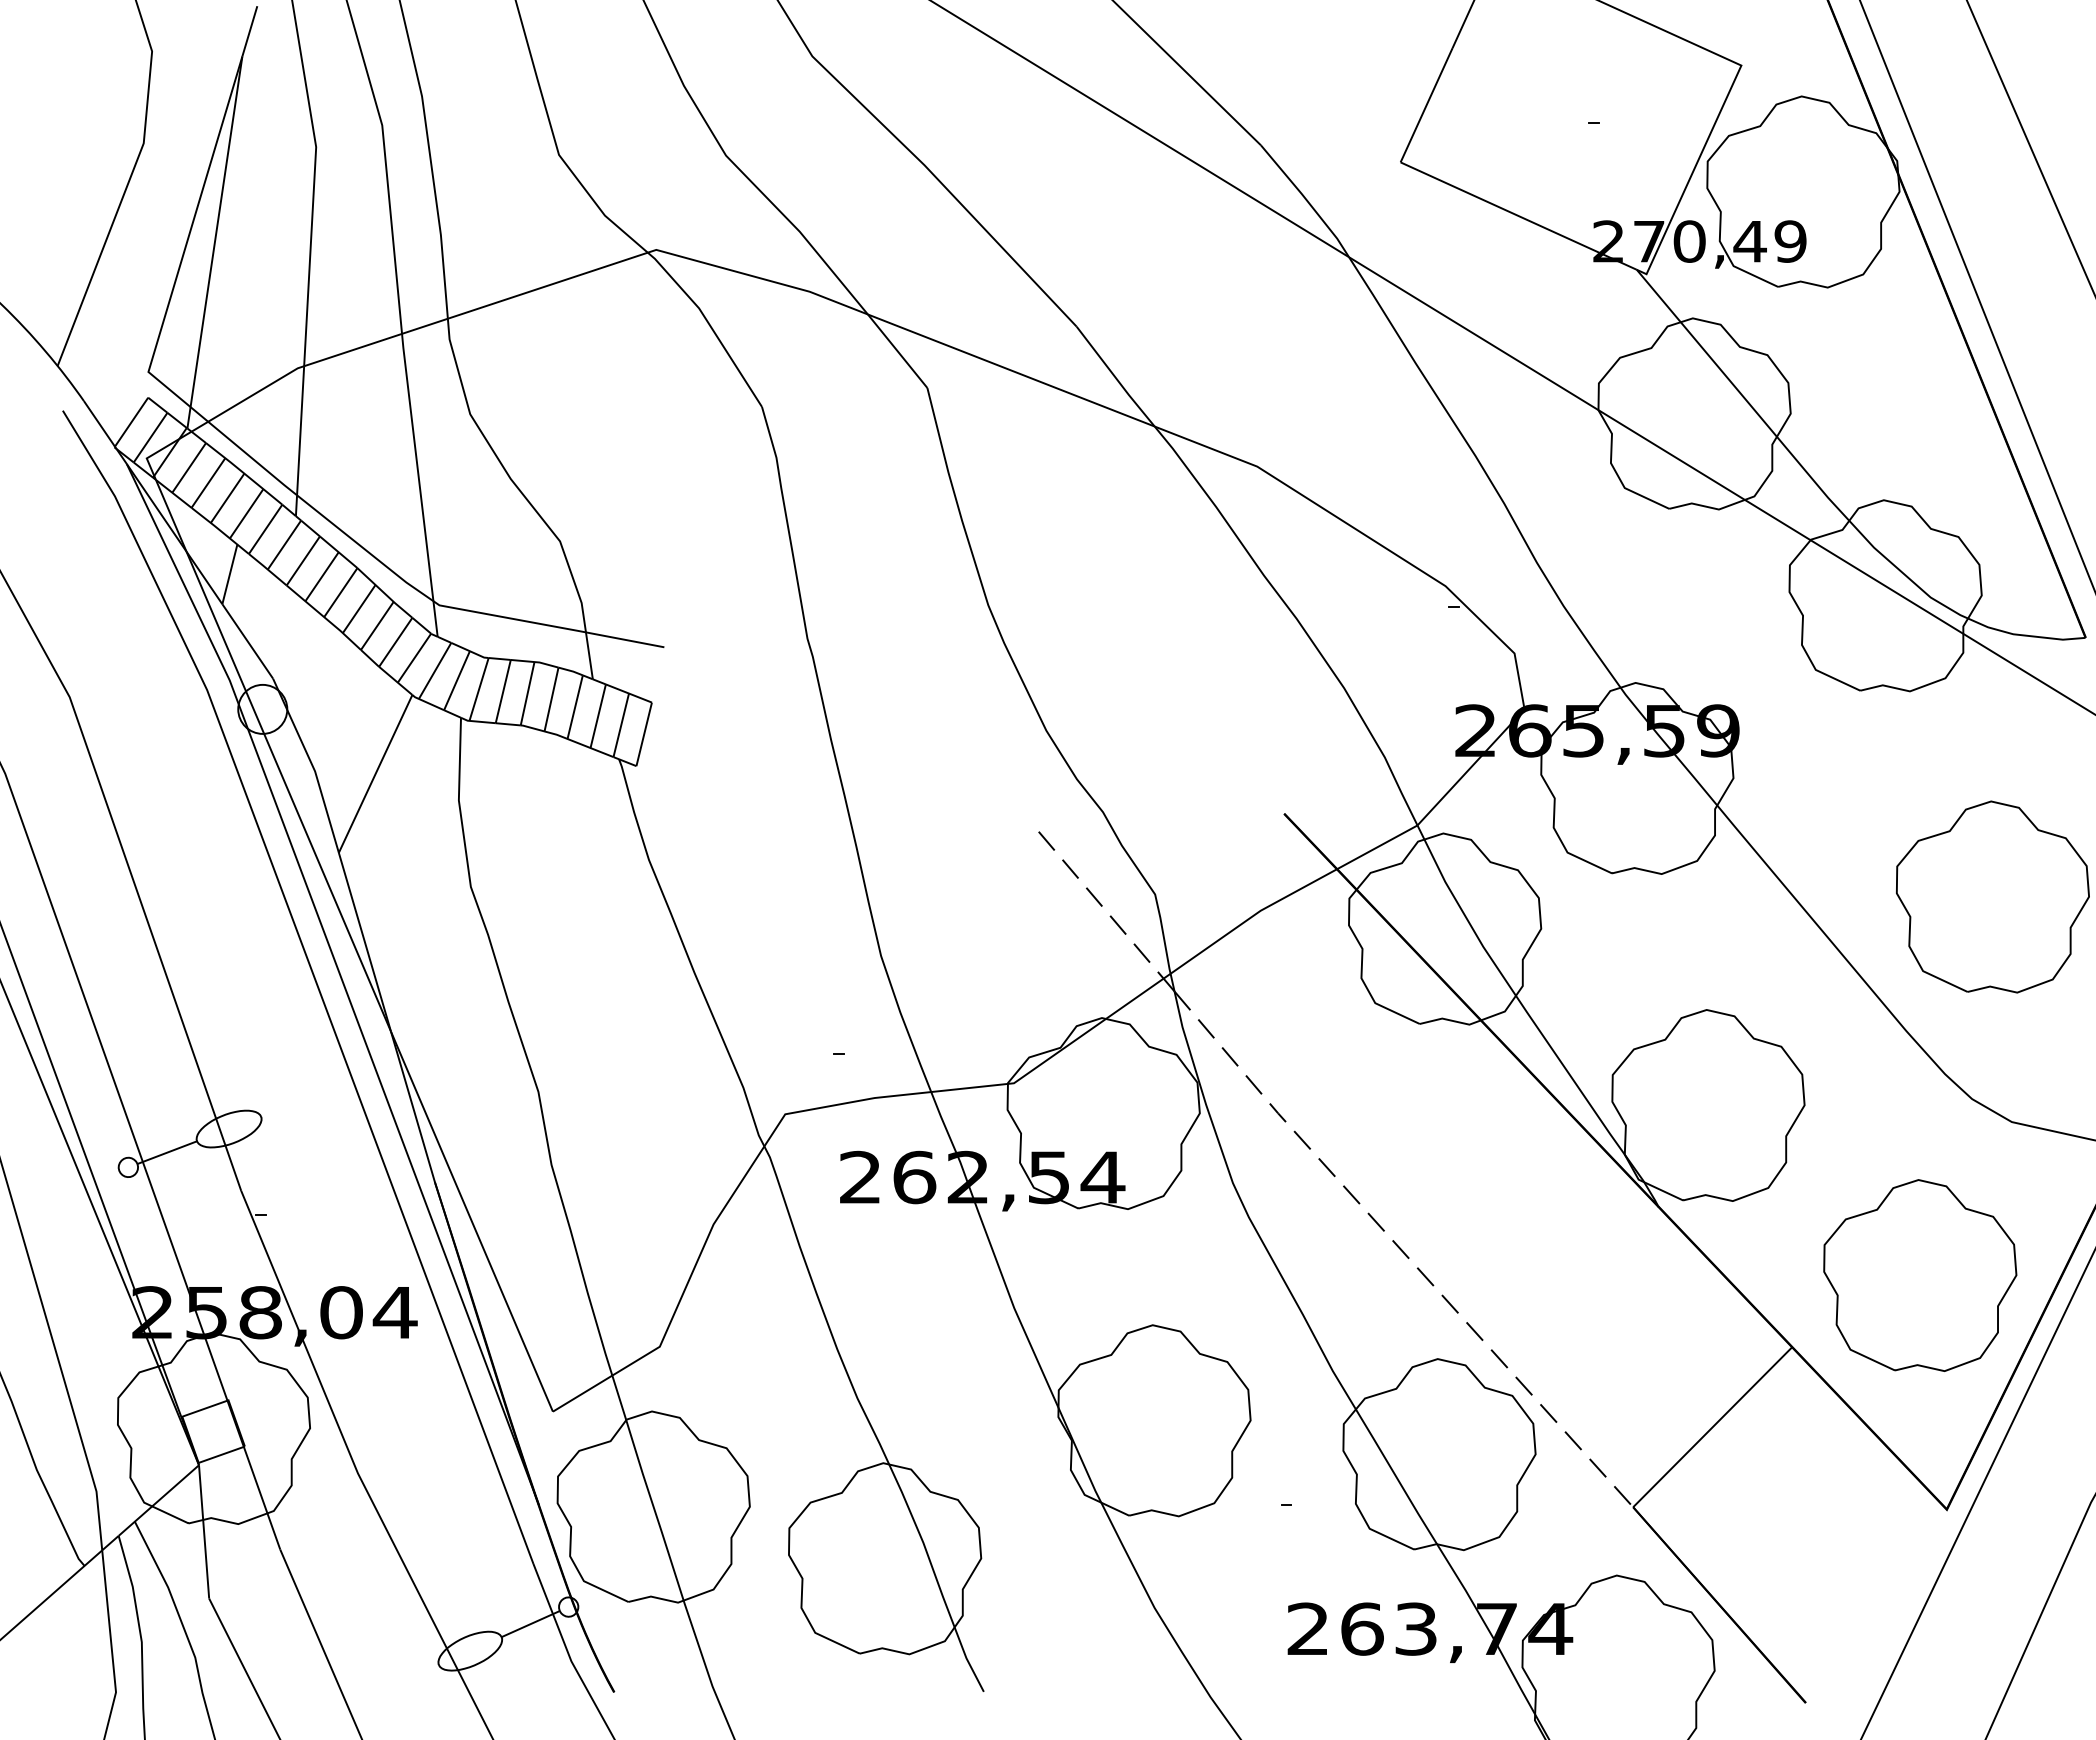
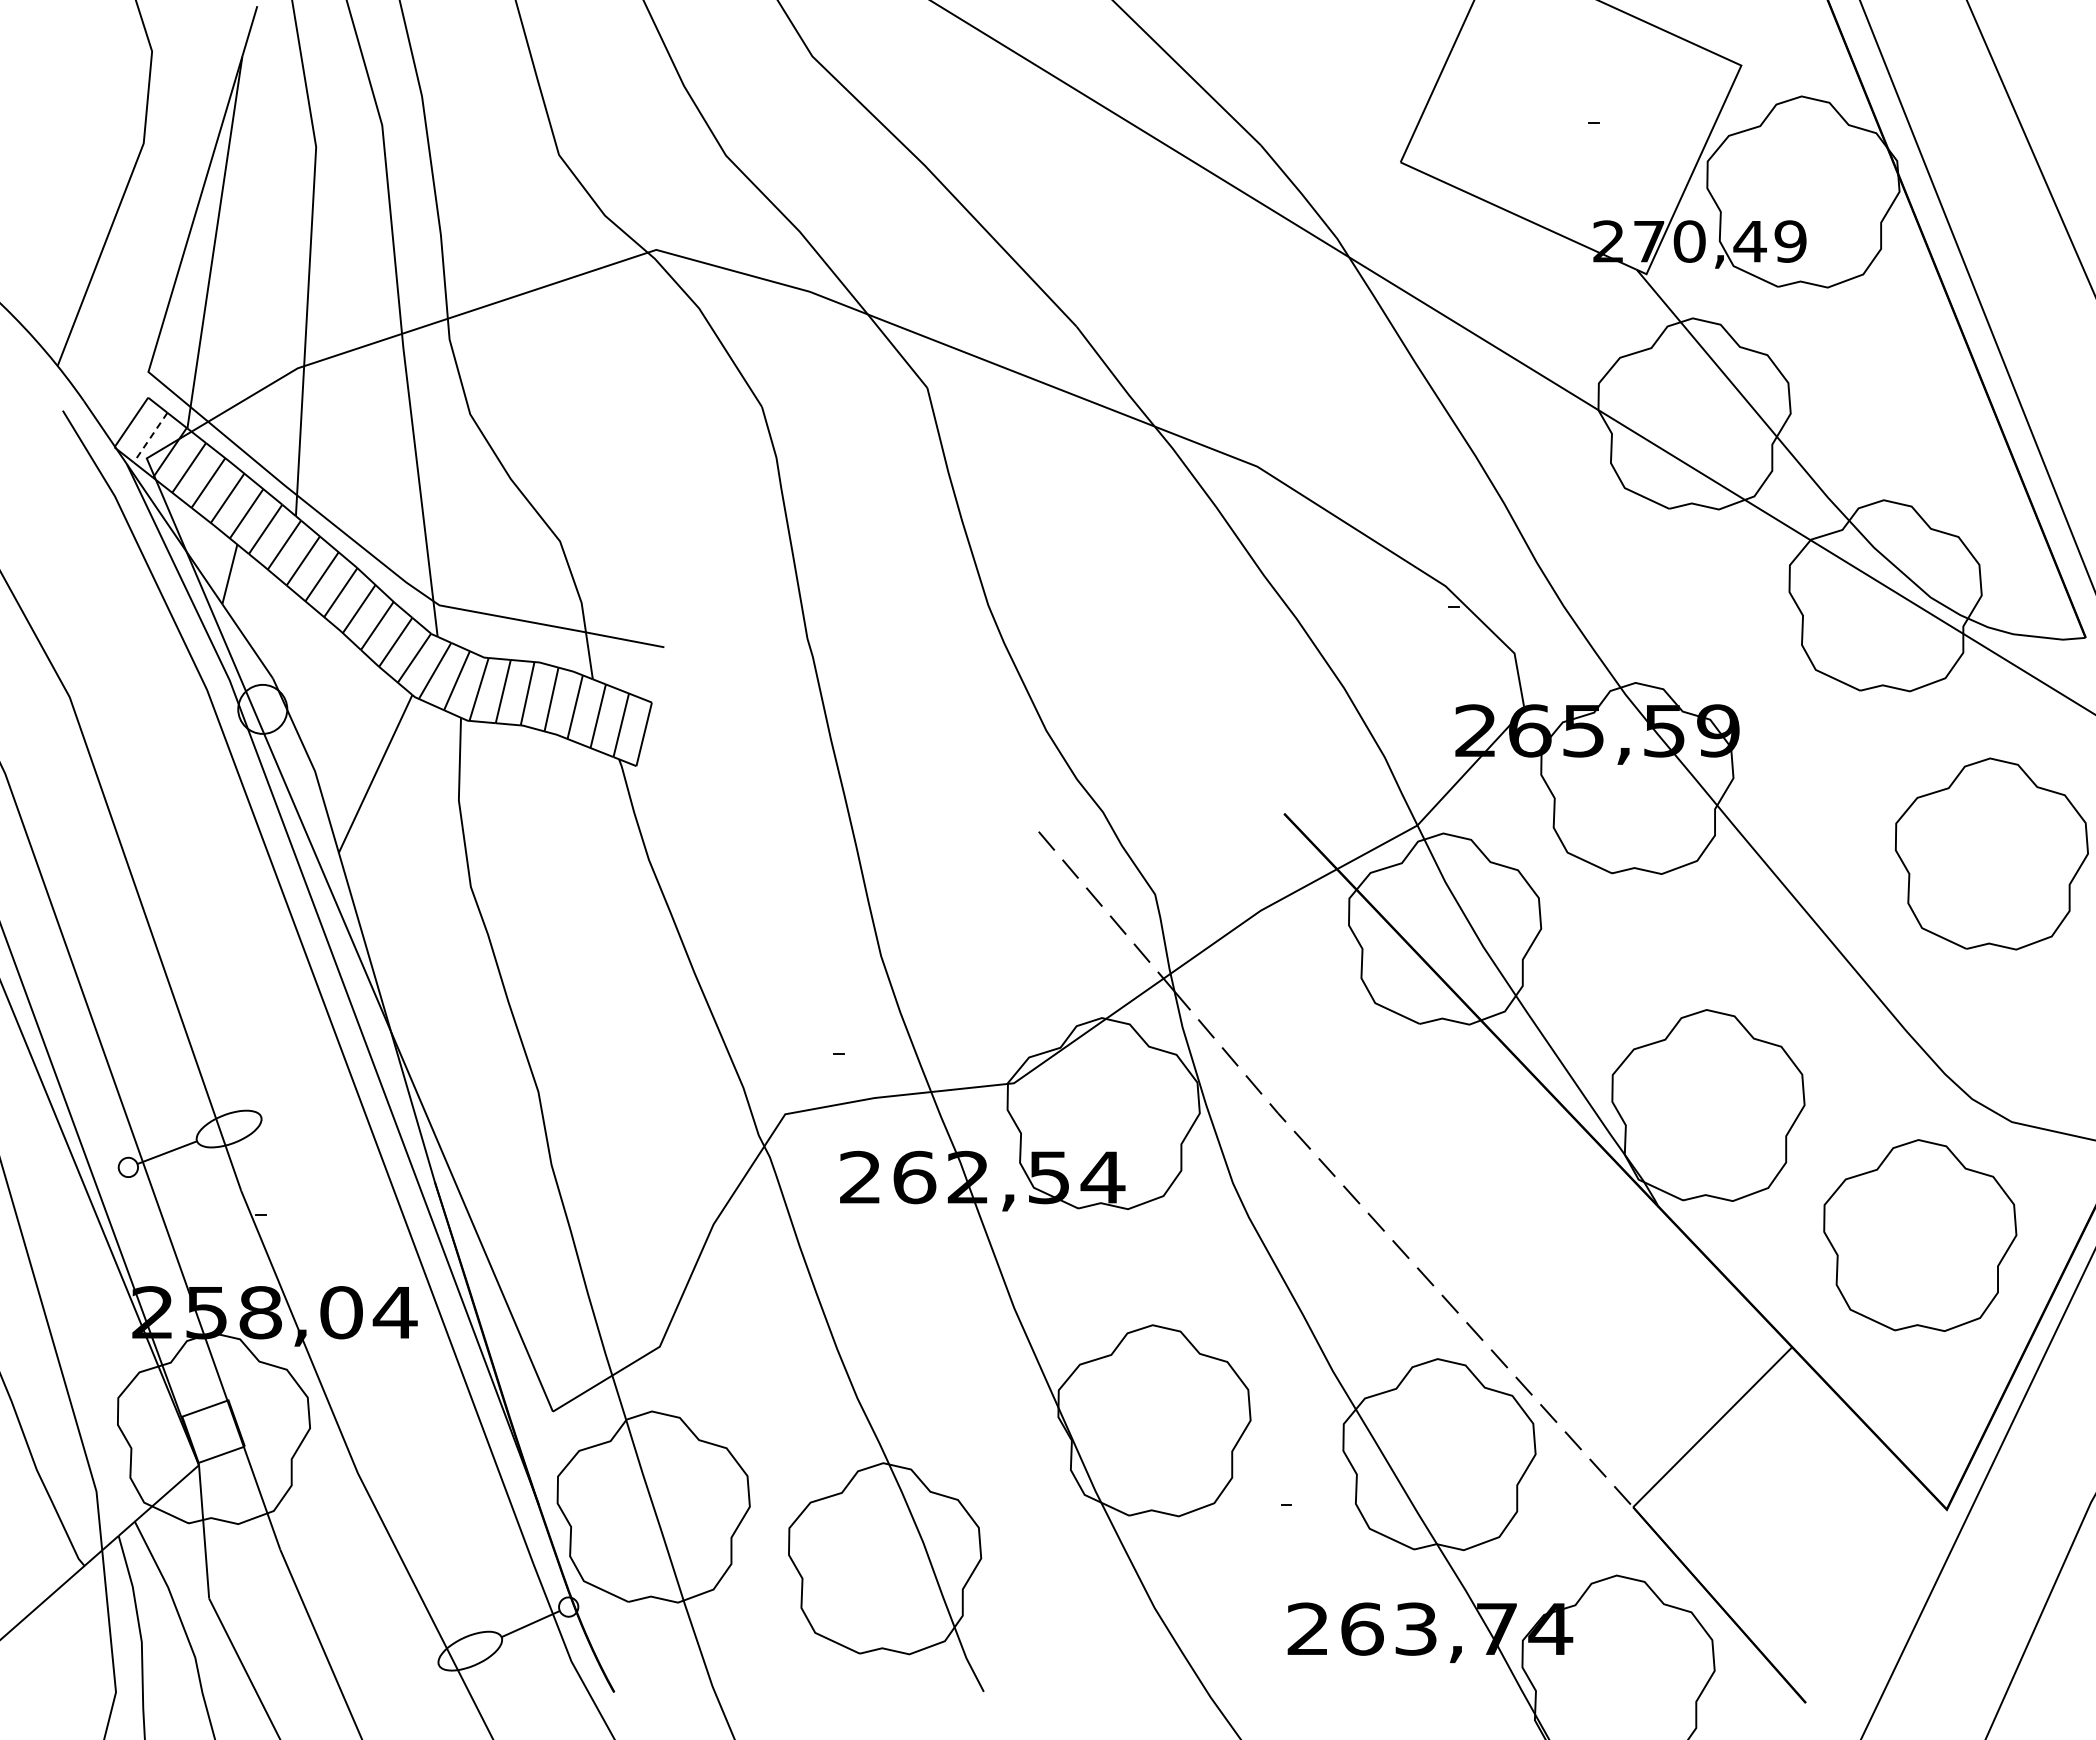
line: solid -> dashed (150, 438)
part position: (1992, 896) -> (1991, 853) (1991, 853)
part position: (1920, 1275) -> (1920, 1235) (1920, 1235)
